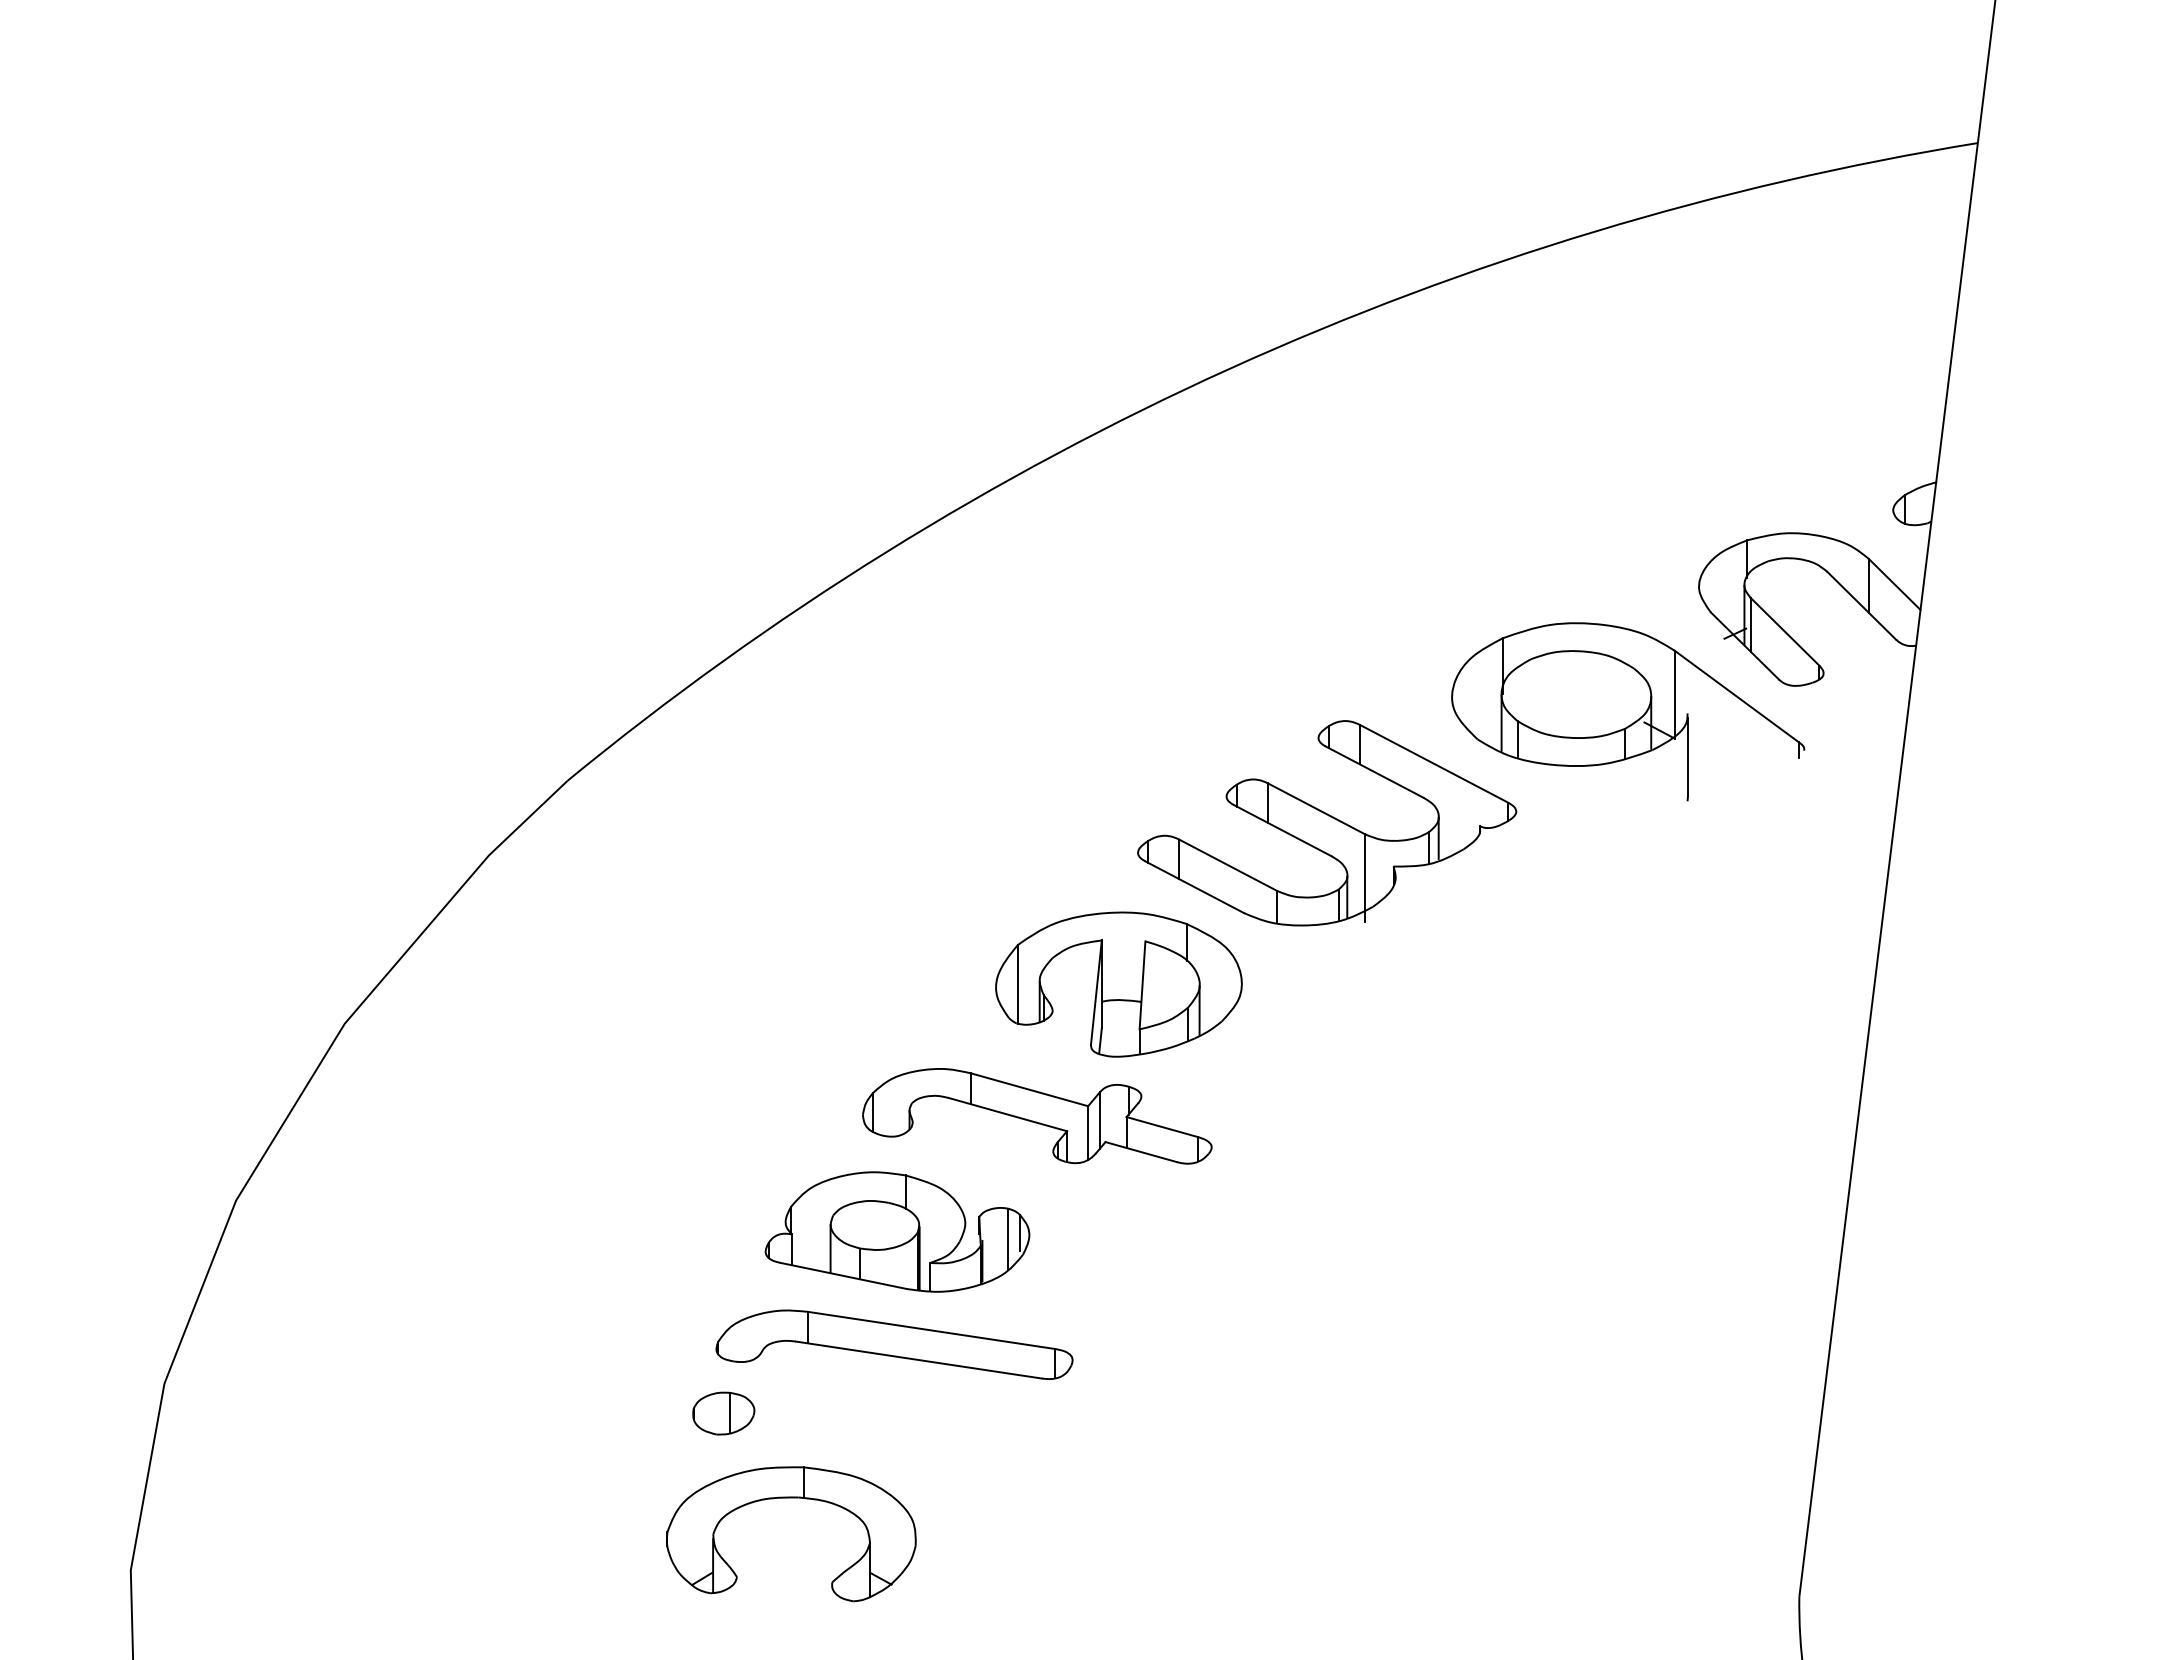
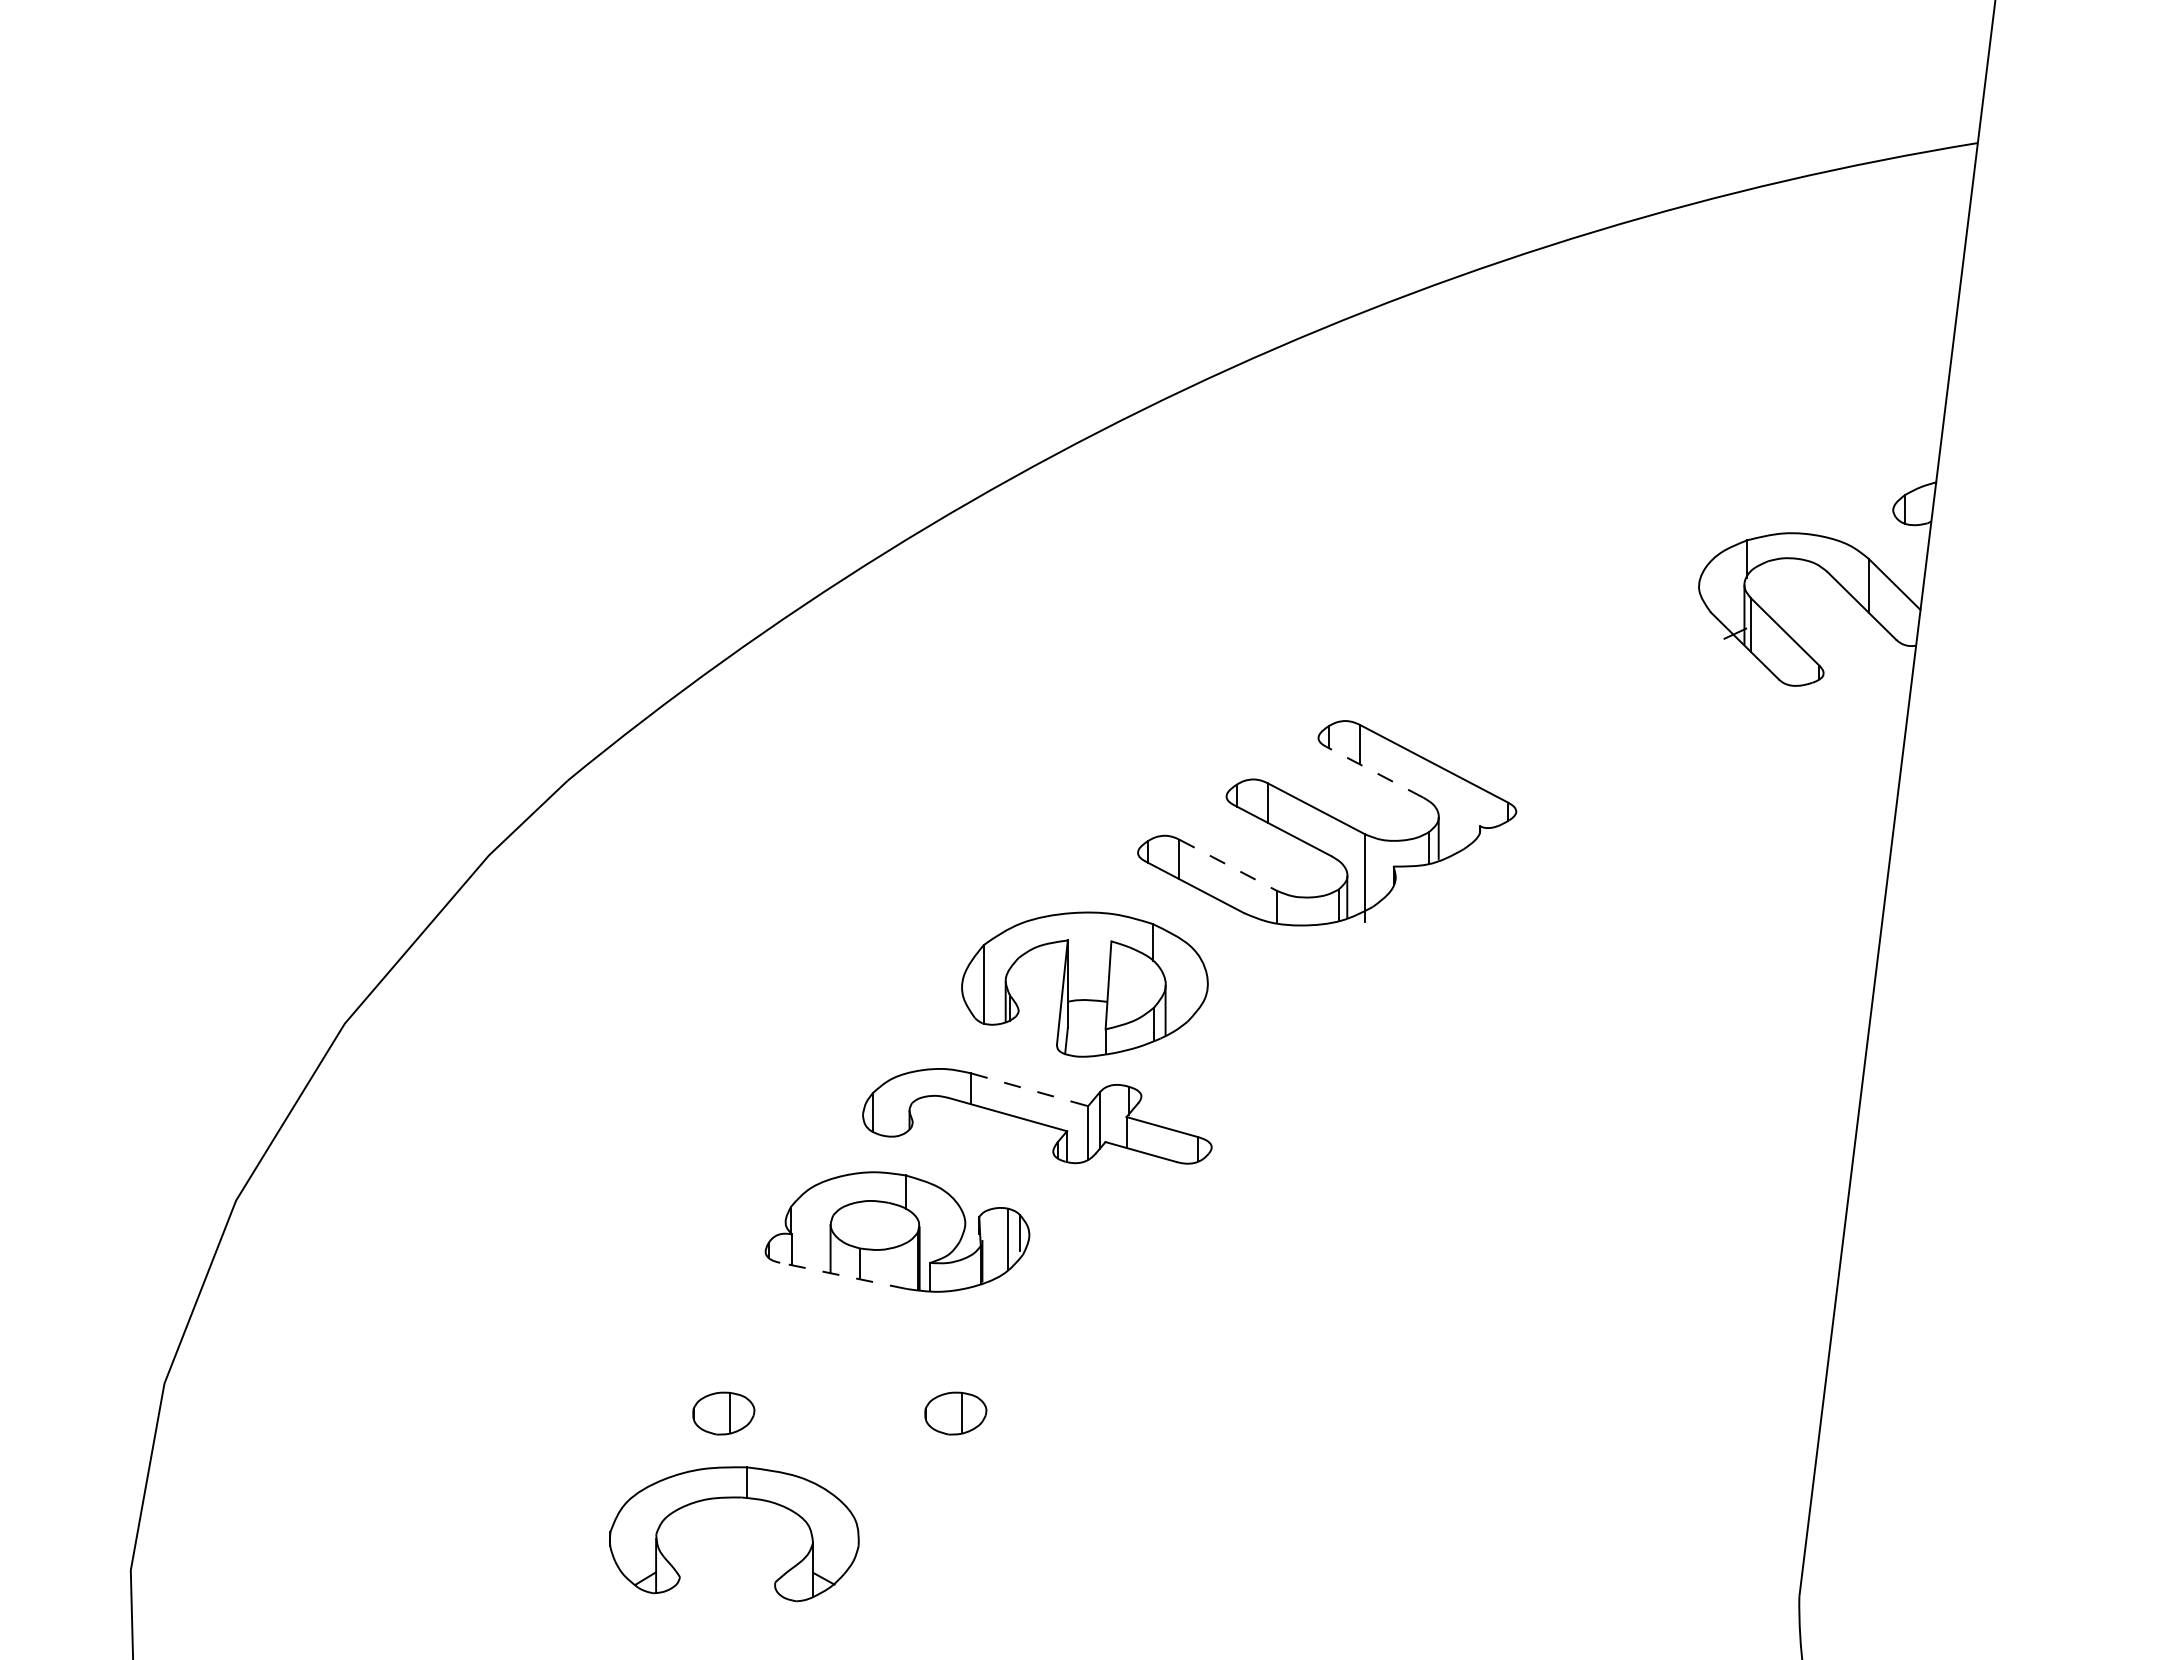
part: present -> none (1628, 711)
line: solid -> dashed (1374, 771)
line: solid -> dashed (1228, 865)
part position: (1118, 984) -> (1084, 984) (1084, 984)
line: solid -> dashed (1029, 1089)
line: solid -> dashed (843, 1275)
part: present -> none (894, 1344)
part: none -> present (955, 1413)
part position: (791, 1498) -> (734, 1498) (734, 1498)
